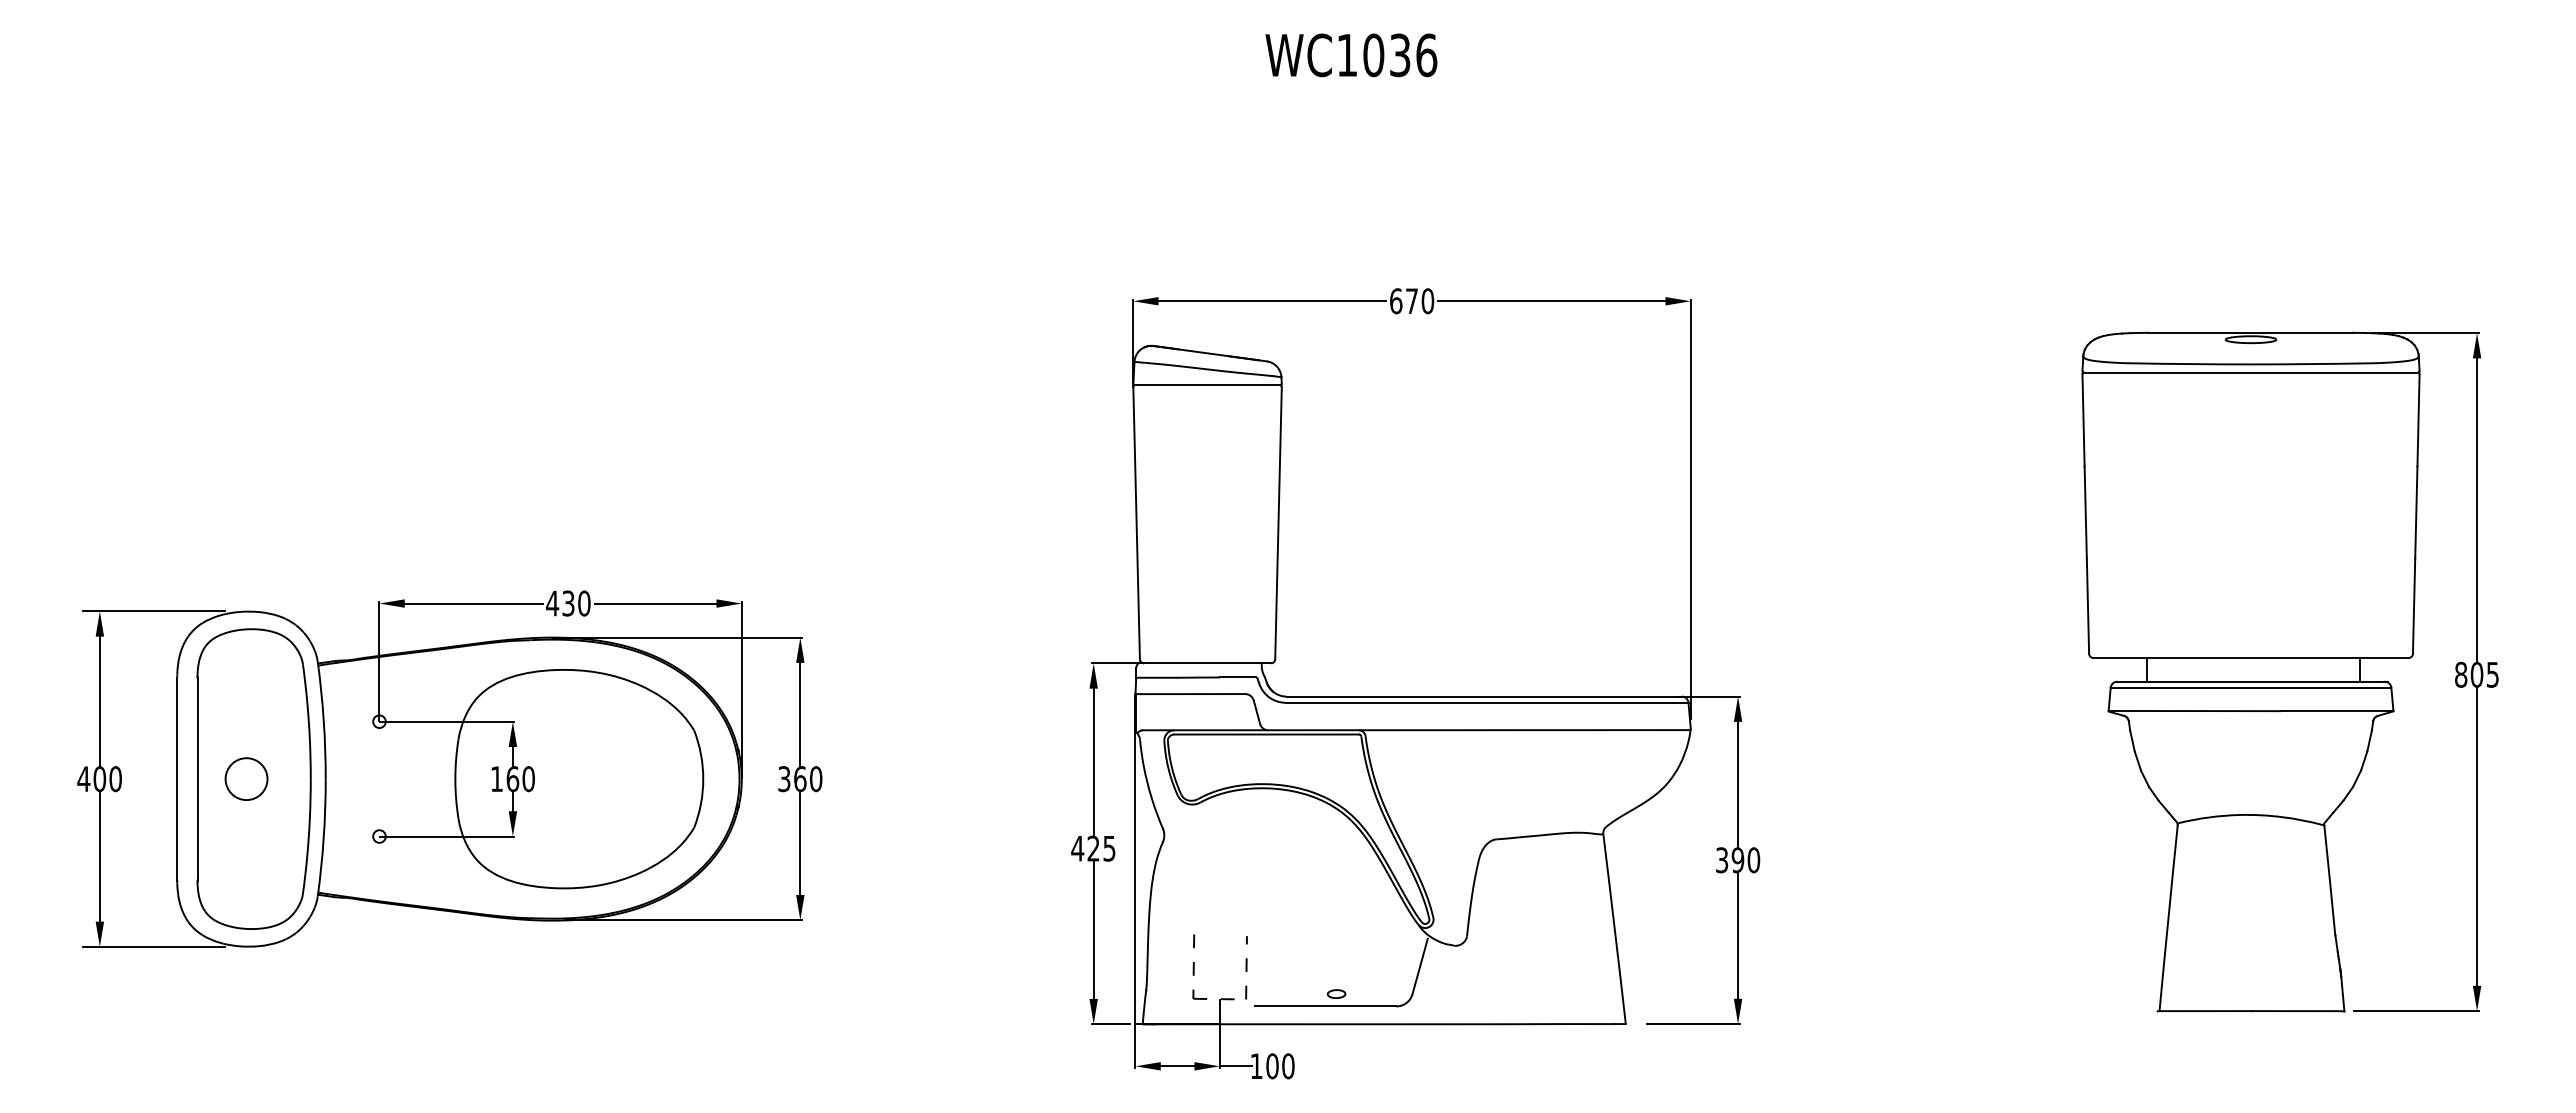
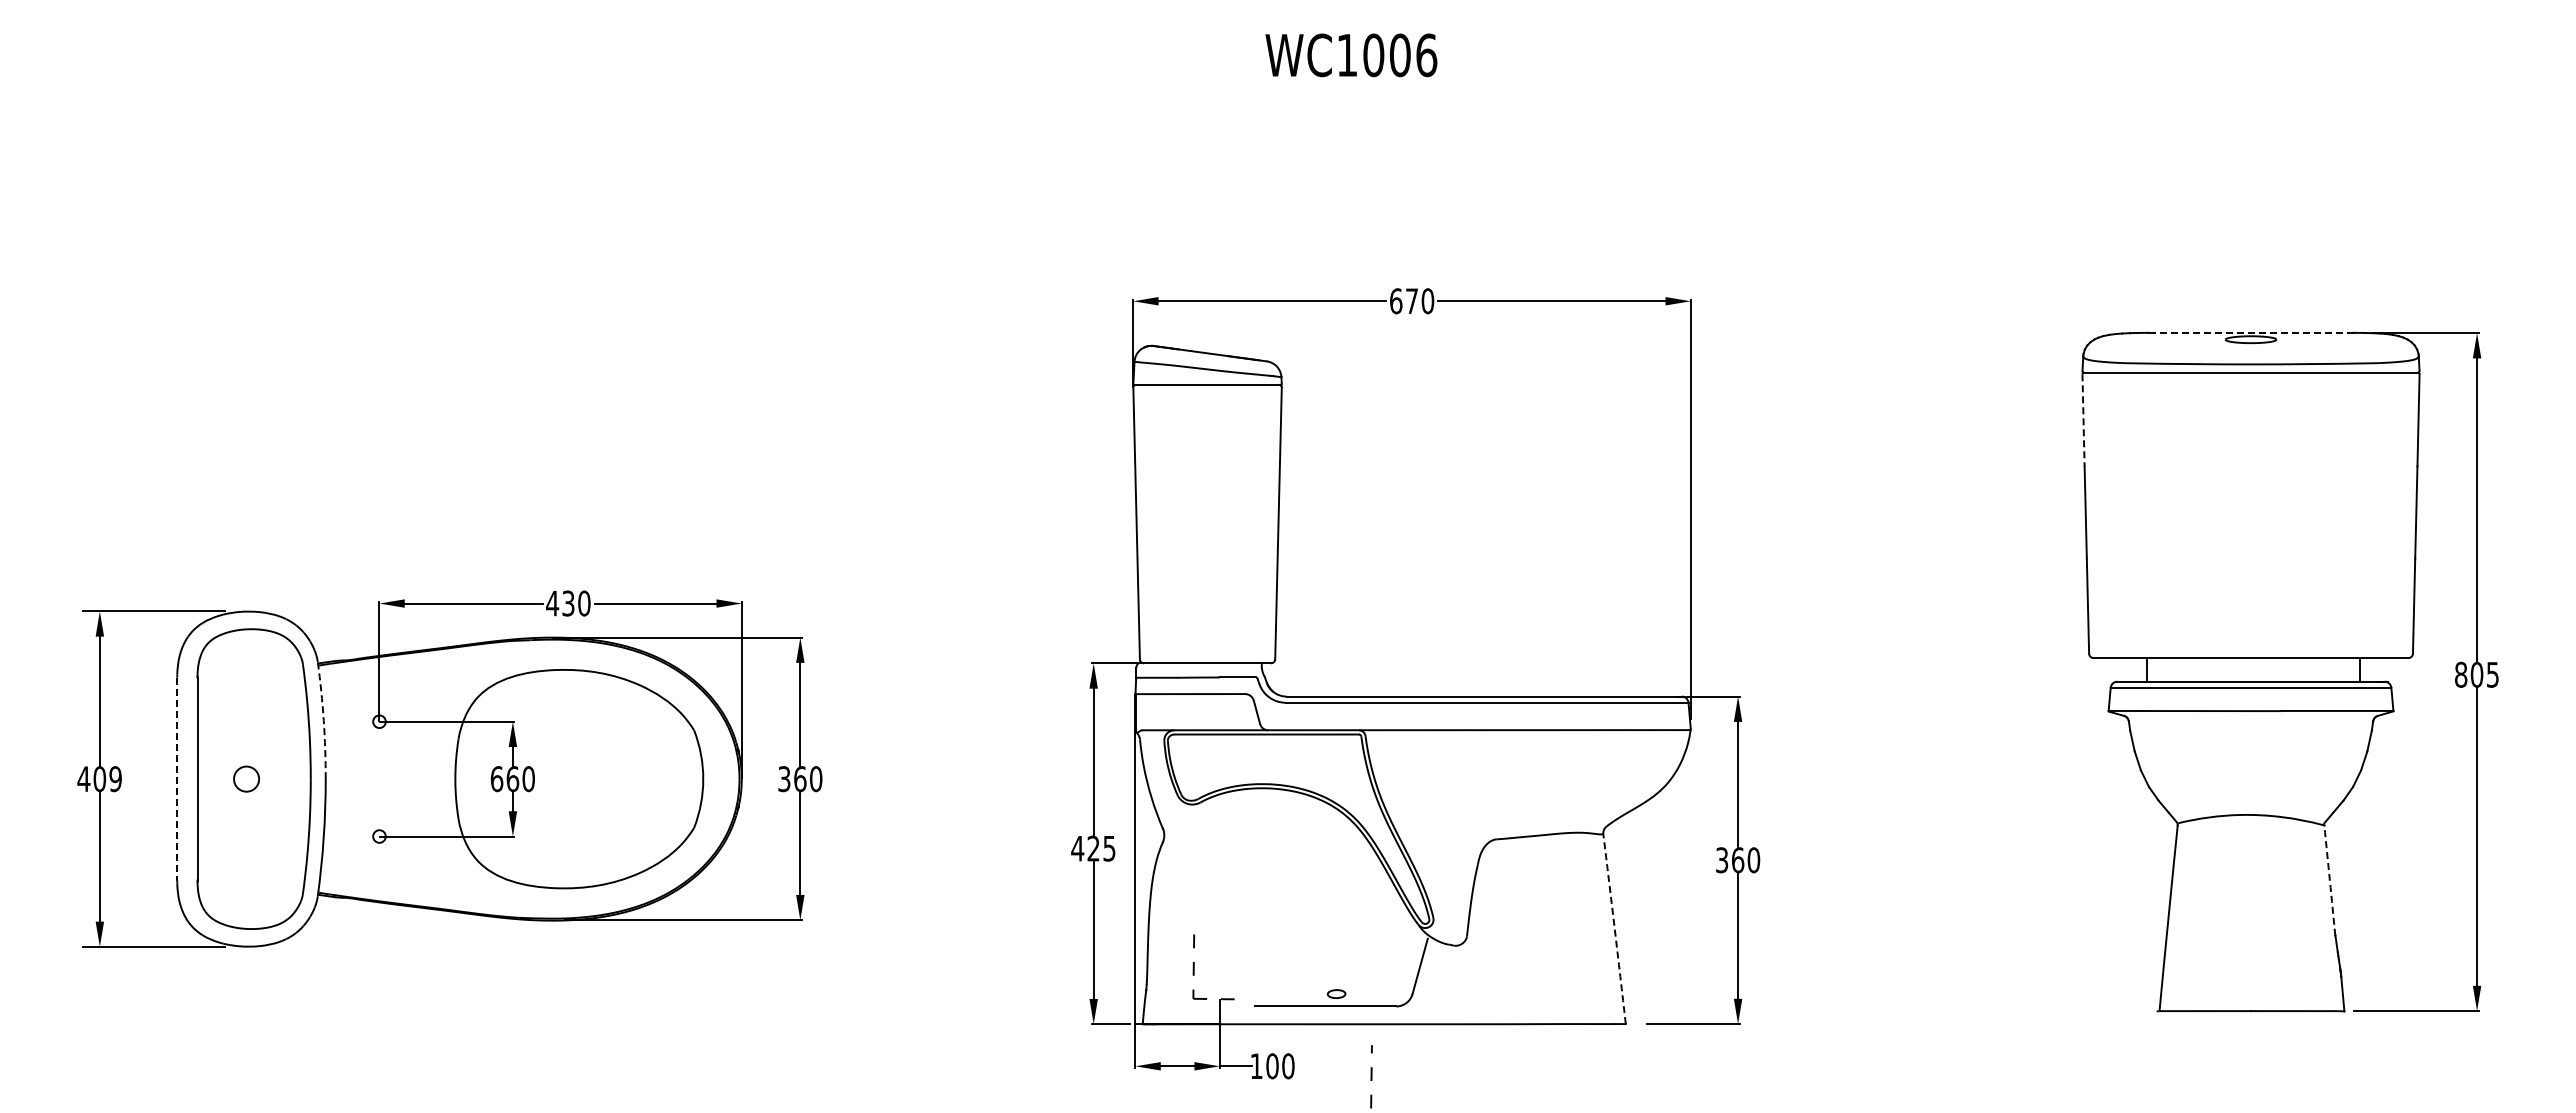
text: WC1036 -> WC1006 (1399, 55)
line: solid -> dashed (2251, 332)
line: solid -> dashed (2083, 420)
arc: solid -> dashed (323, 720)
text: 400 -> 409 (115, 779)
line: solid -> dashed (177, 779)
circle diameter: 42 px -> 25 px (246, 778)
text: 160 -> 660 (496, 779)
text: 390 -> 360 (1737, 860)
arc: solid -> dashed (2329, 880)
arc: solid -> dashed (1614, 929)
line position: (1246, 967) -> (1371, 1076) (1371, 1076)
